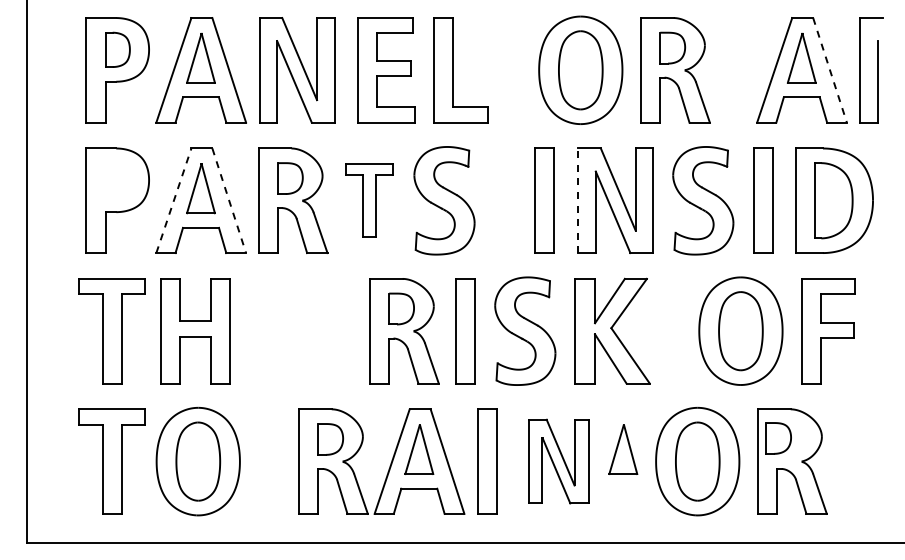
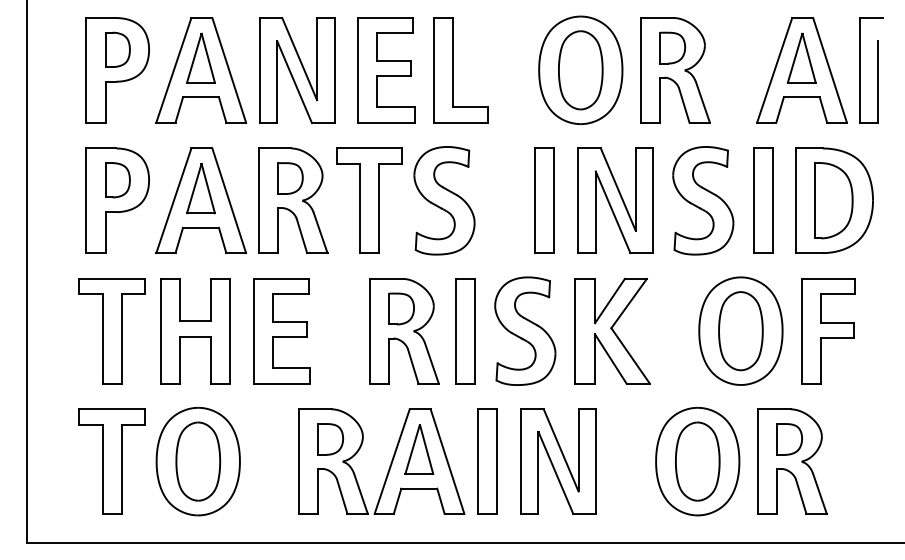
line: dashed -> solid (830, 70)
part: none -> present (117, 180)
line: dashed -> solid (174, 200)
line: dashed -> solid (229, 200)
part size: 49x75 px -> 67x107 px (369, 200)
line: dashed -> solid (578, 200)
part: none -> present (281, 331)
part position: (778, 438) -> (789, 439) (789, 439)
part: present -> none (623, 449)
part size: 62x87 px -> 77x107 px (558, 461)
